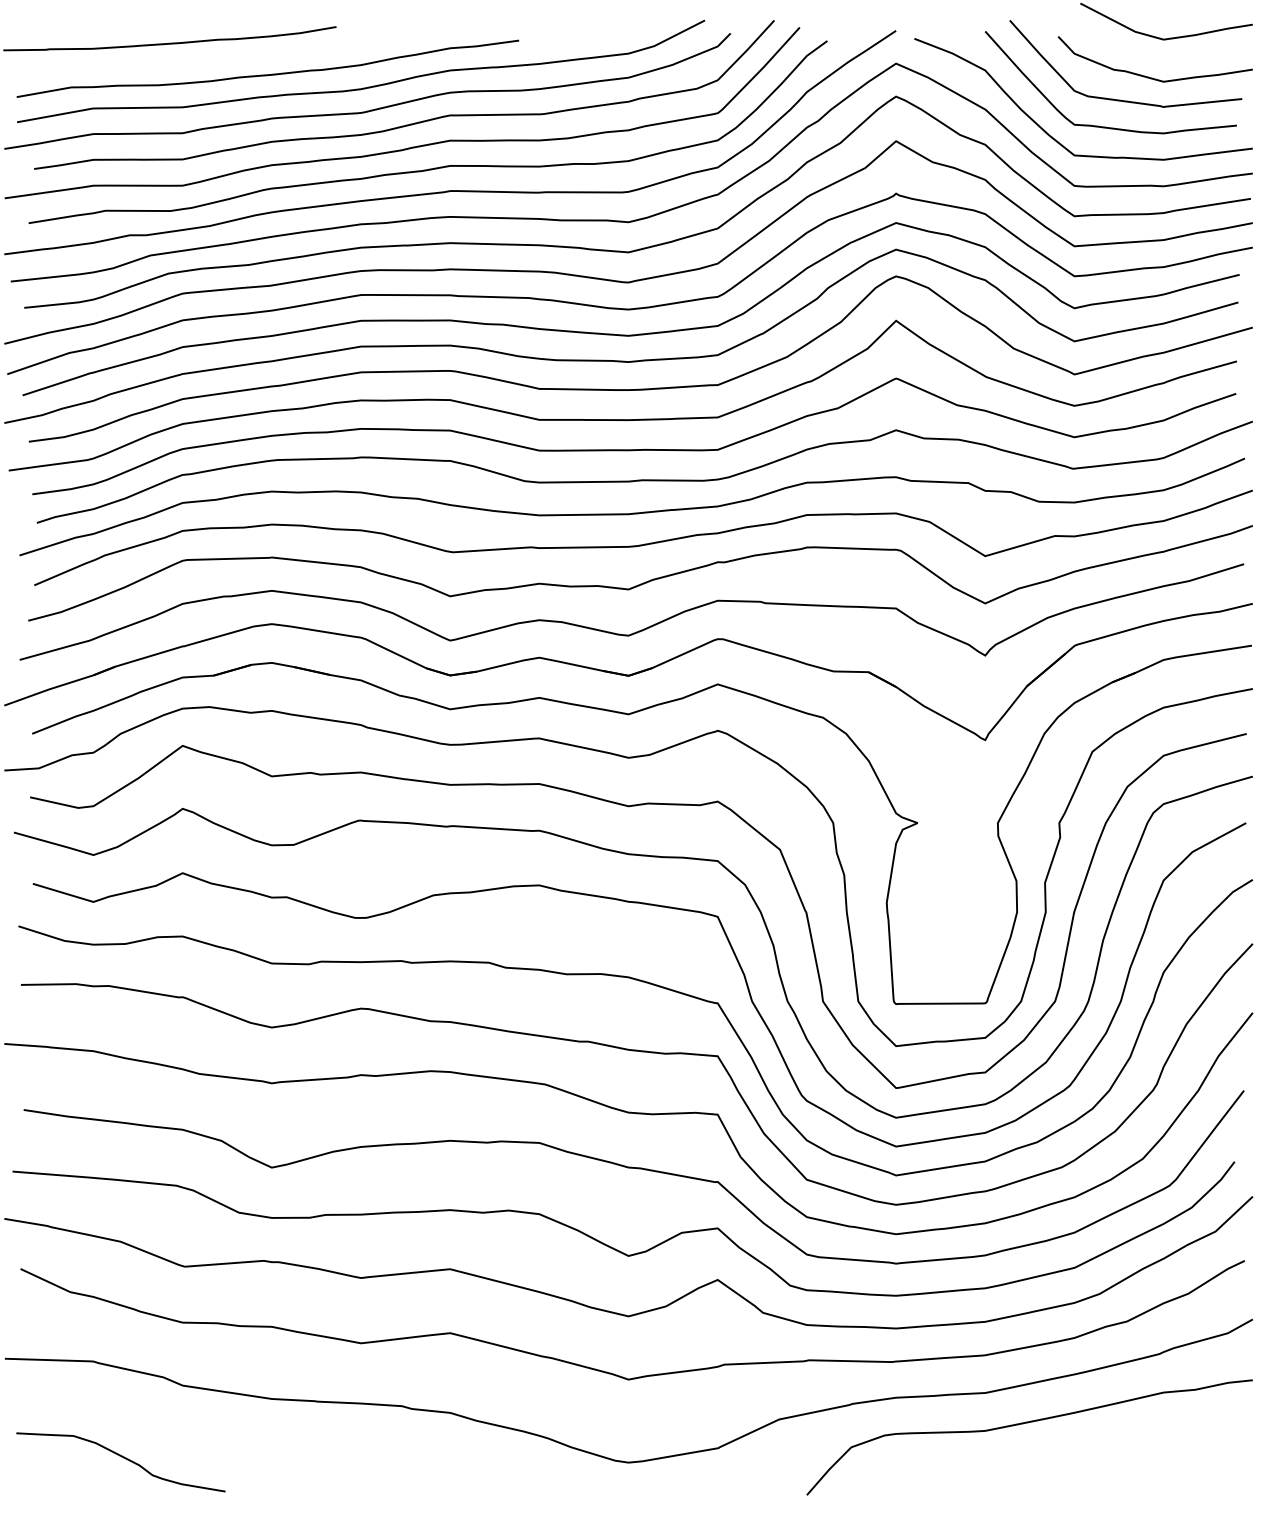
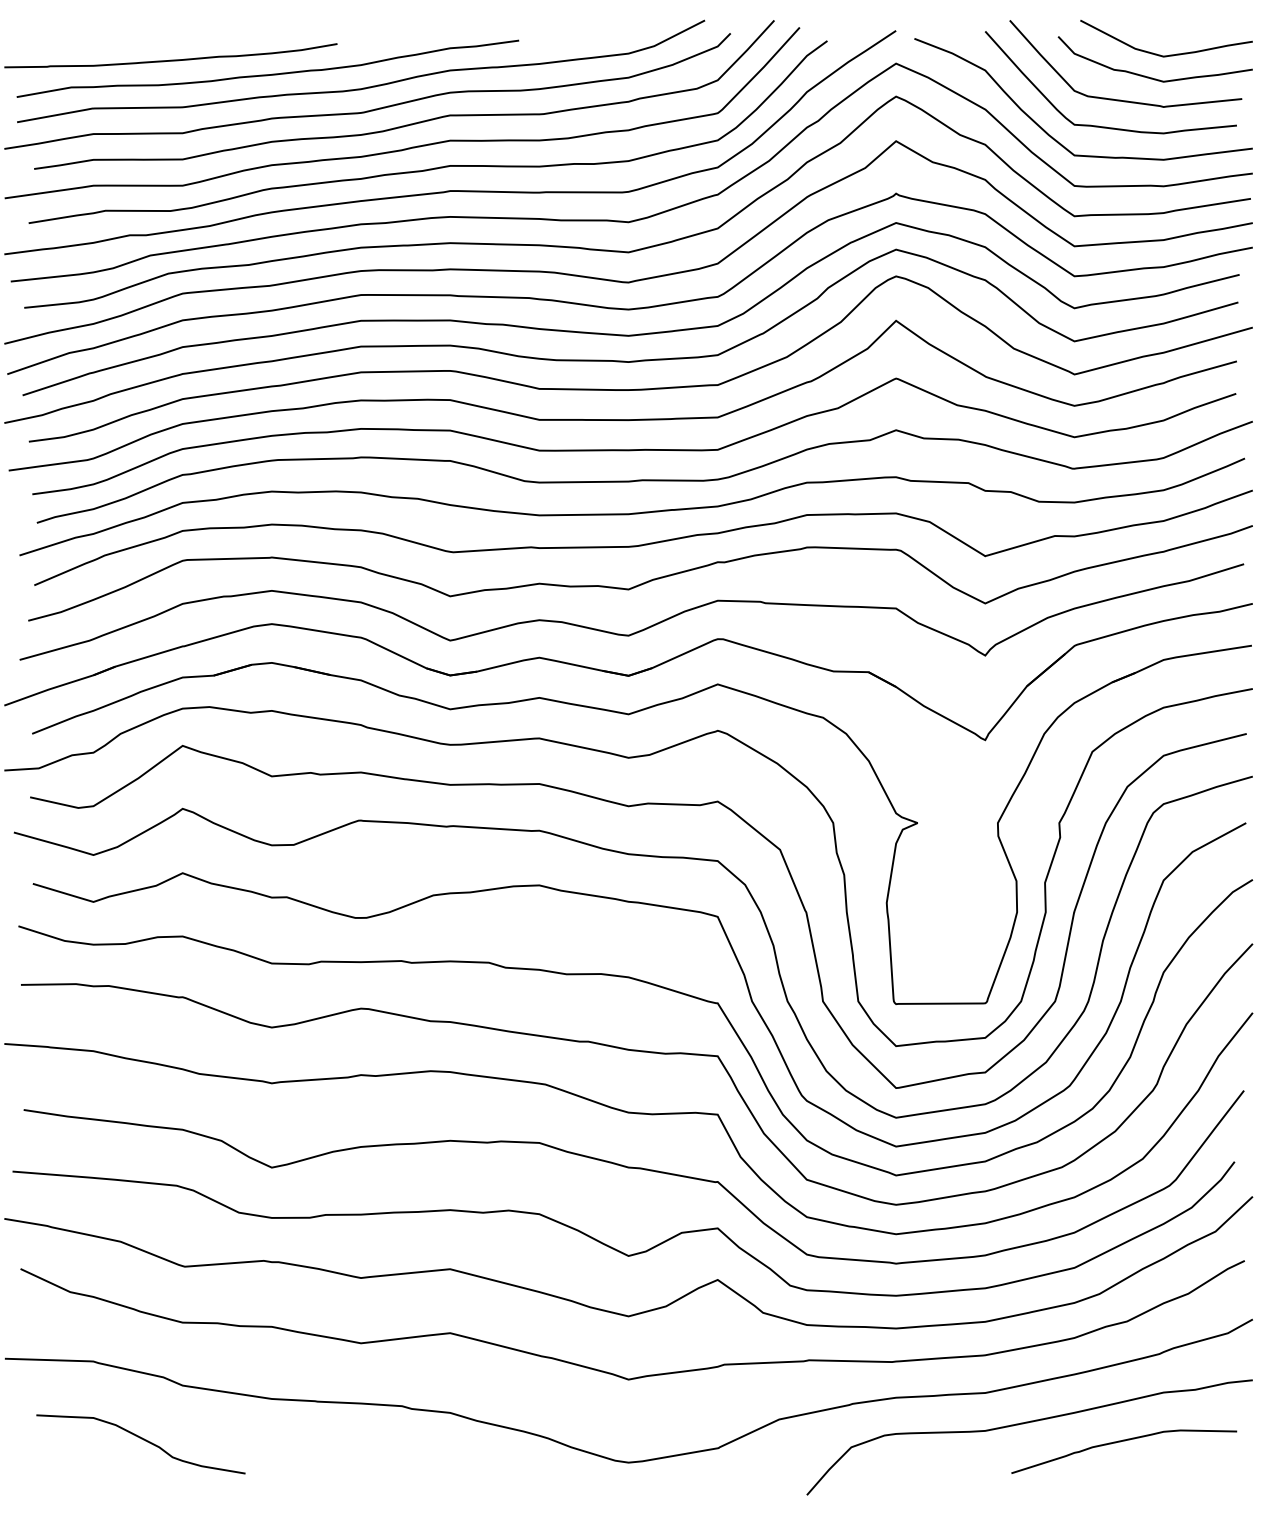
curve position: (1169, 37) -> (1169, 54) (1169, 54)
curve position: (169, 42) -> (170, 59) (170, 59)
curve: none -> present (1120, 1442)
curve position: (123, 1458) -> (143, 1440) (143, 1440)
